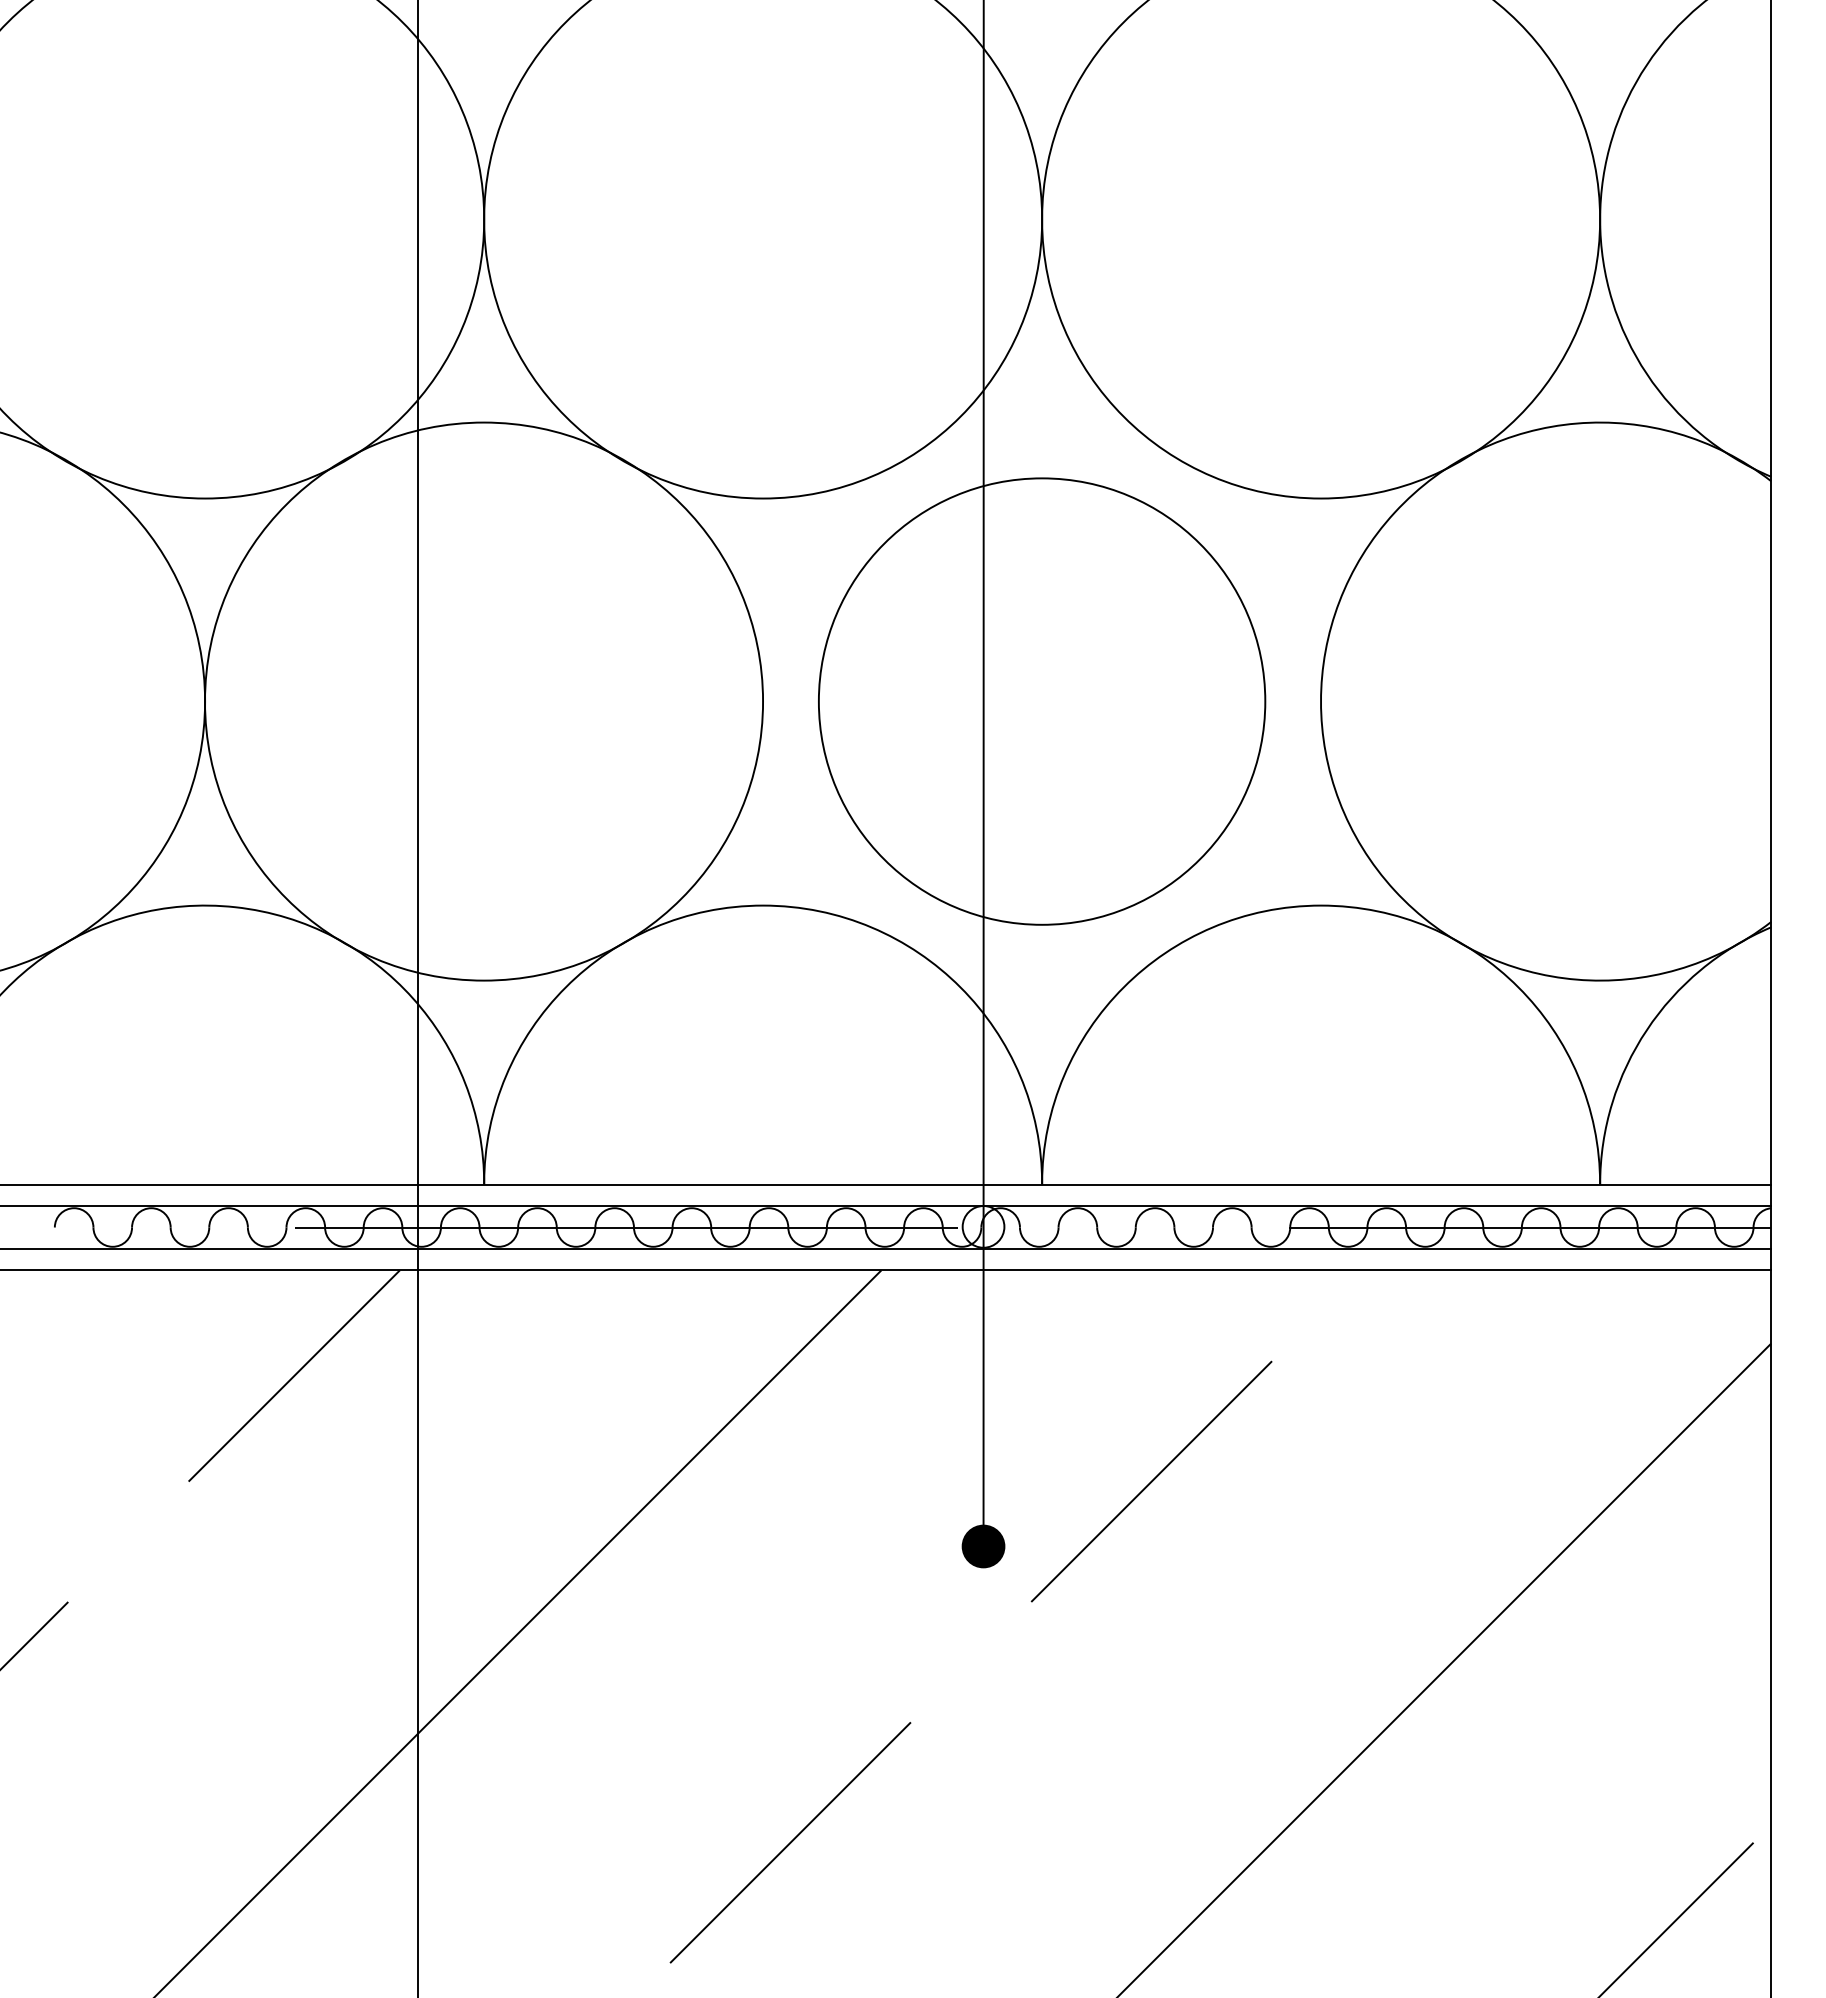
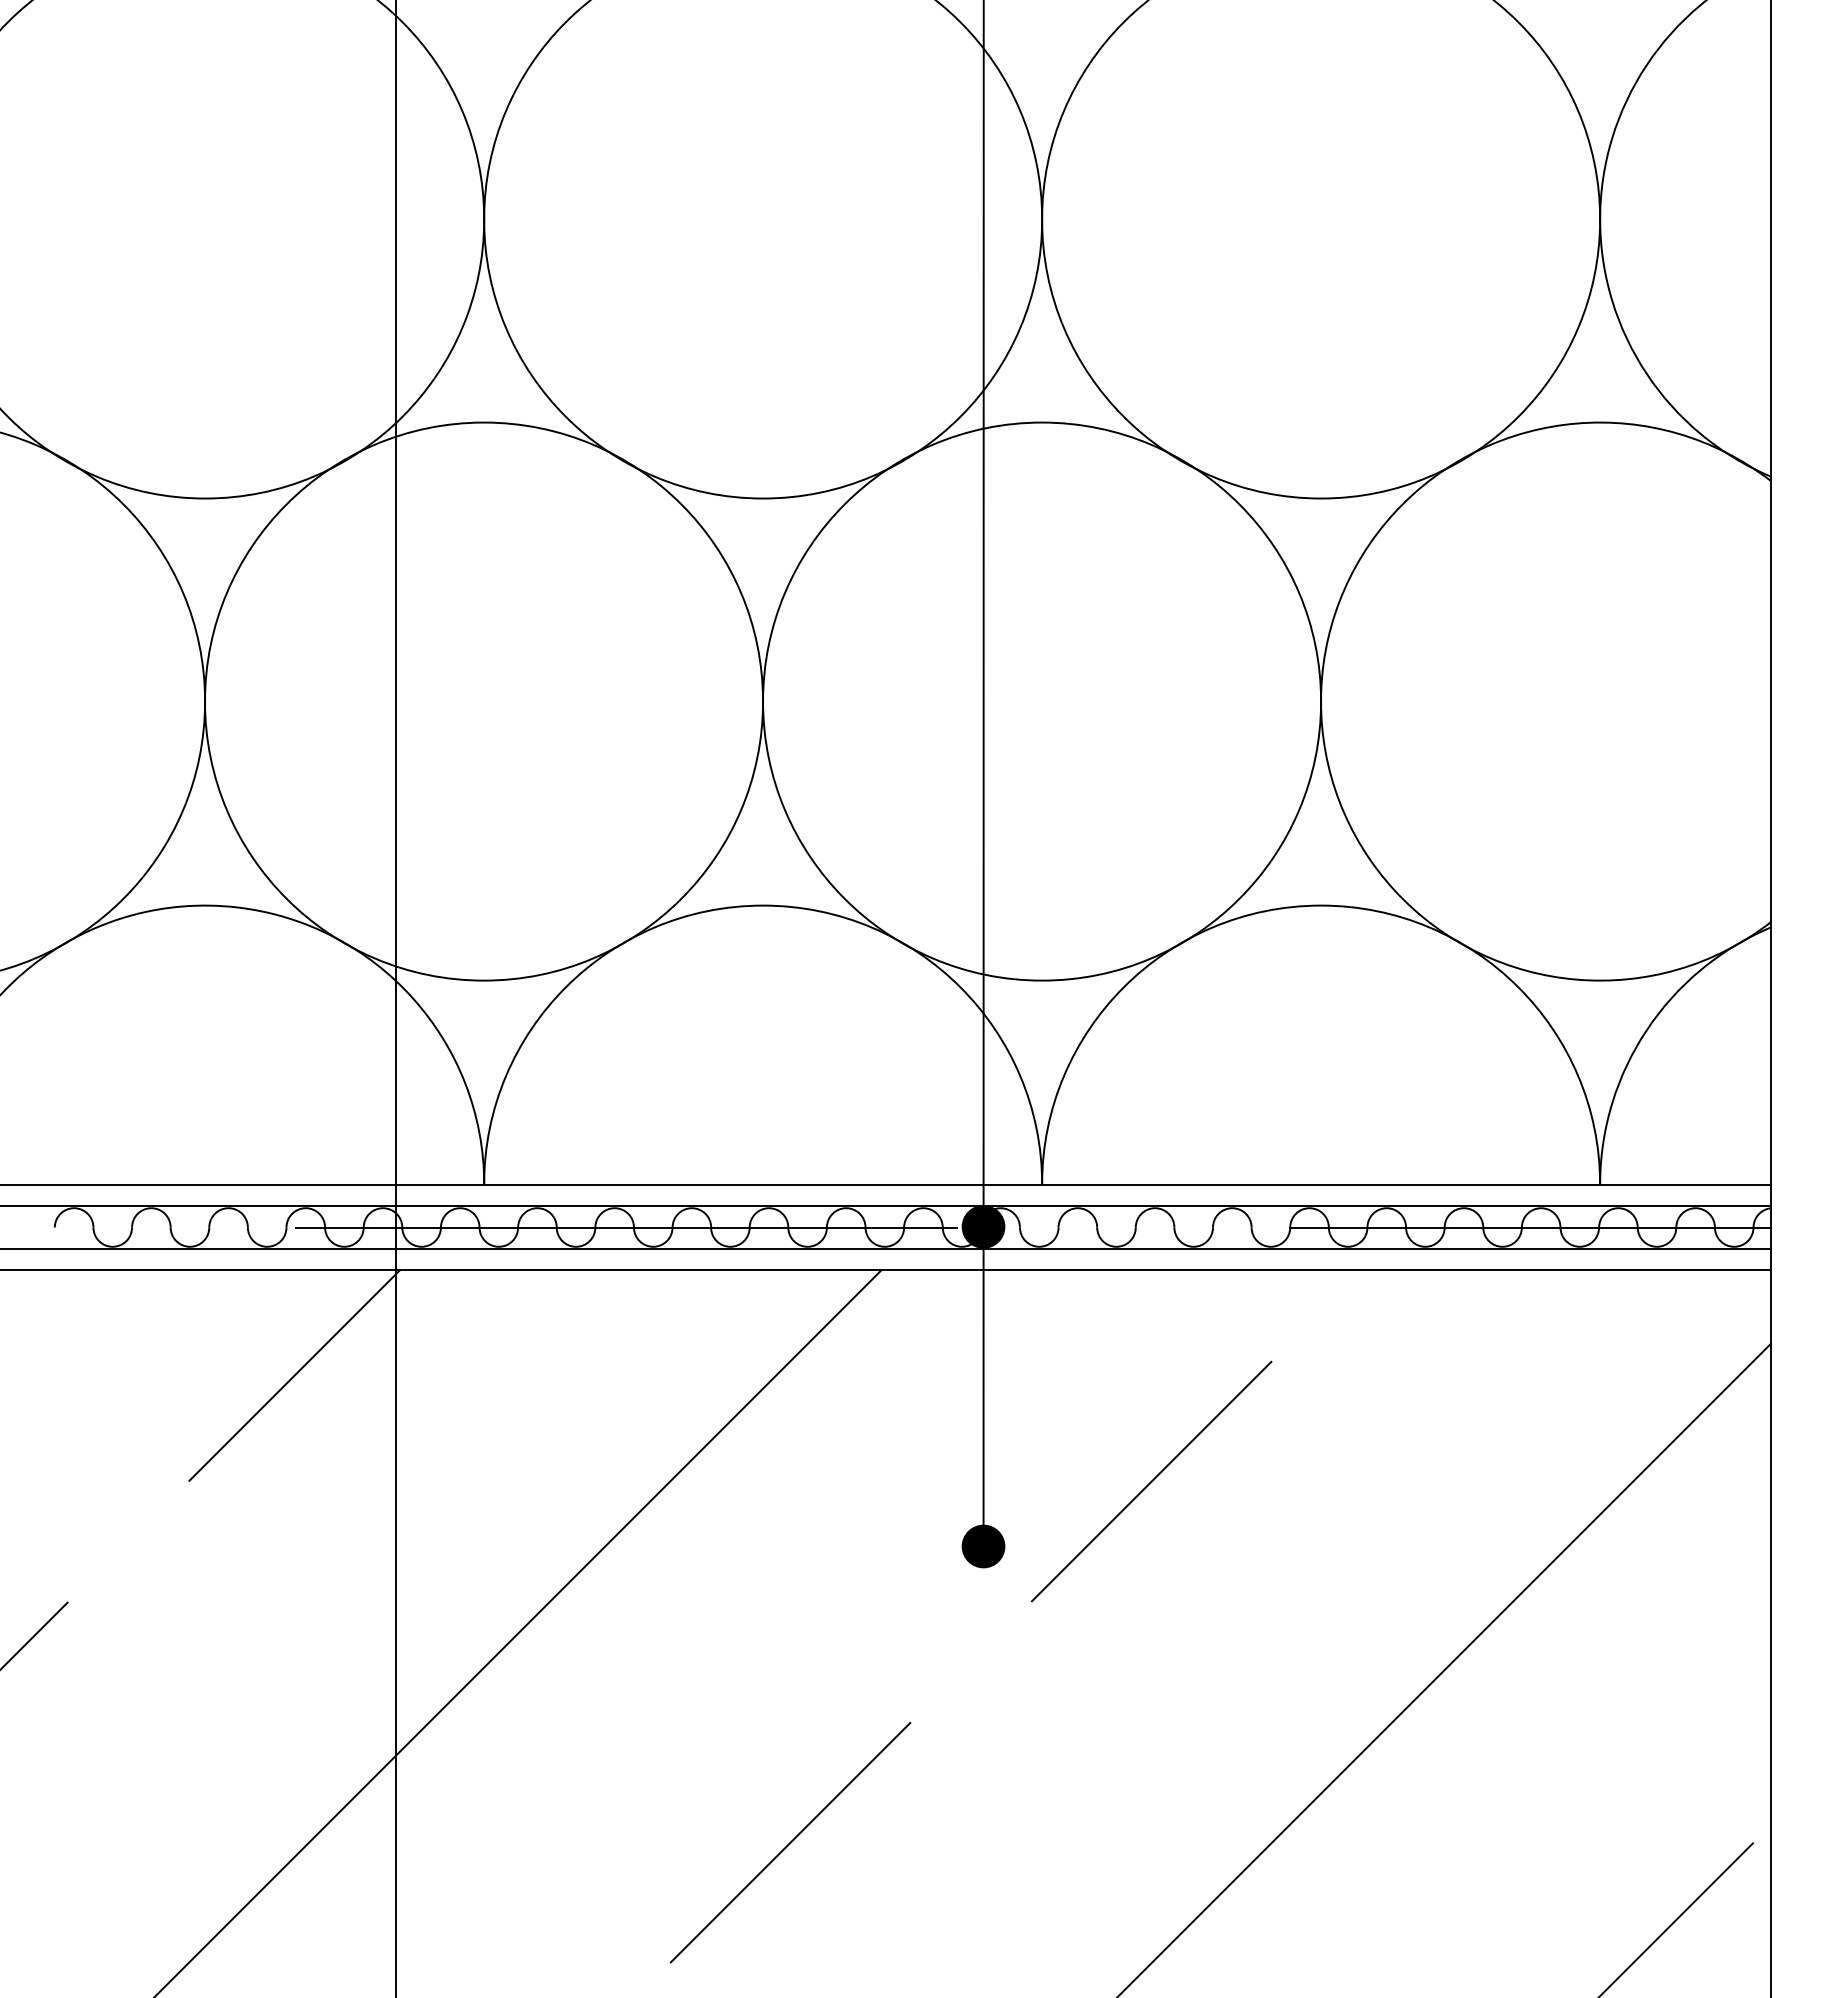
circle diameter: 446 px -> 558 px (1042, 701)
line position: (418, 998) -> (396, 998) (396, 998)
fill: none -> present (983, 1226)
